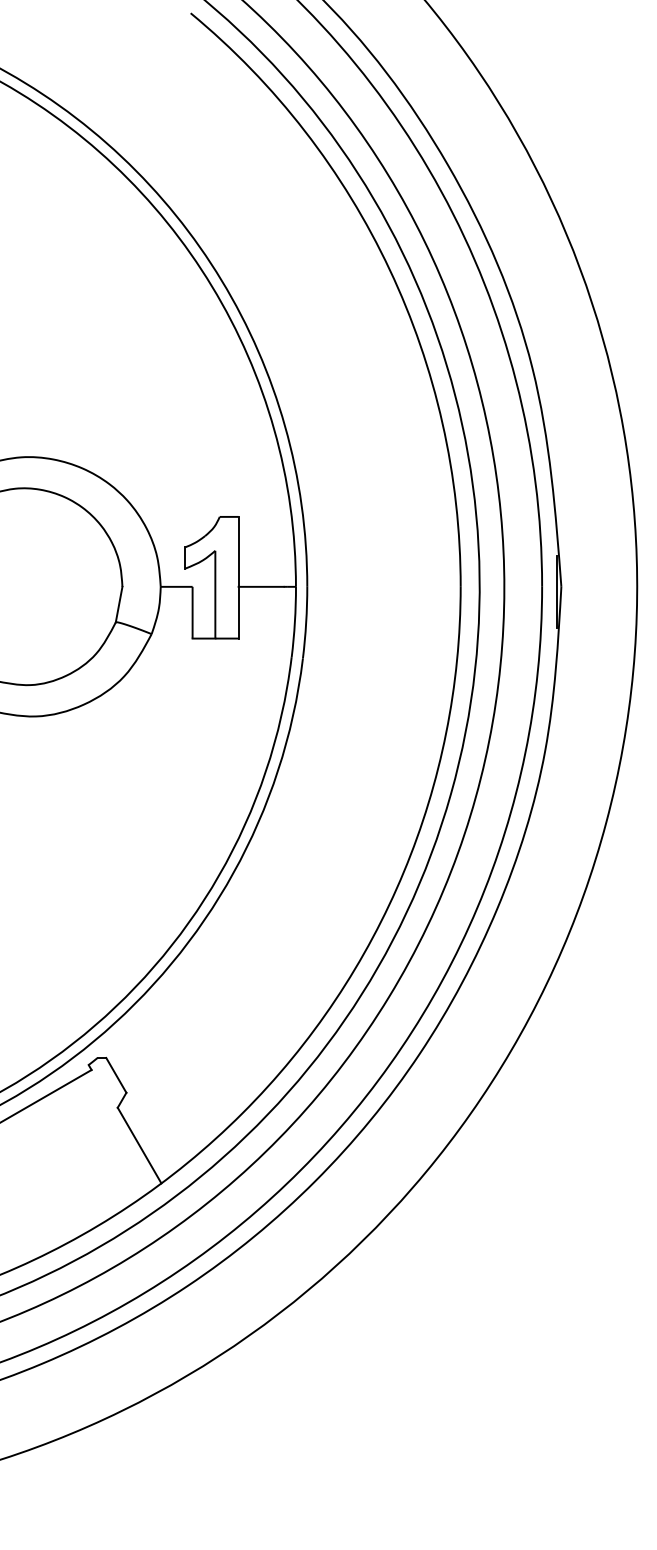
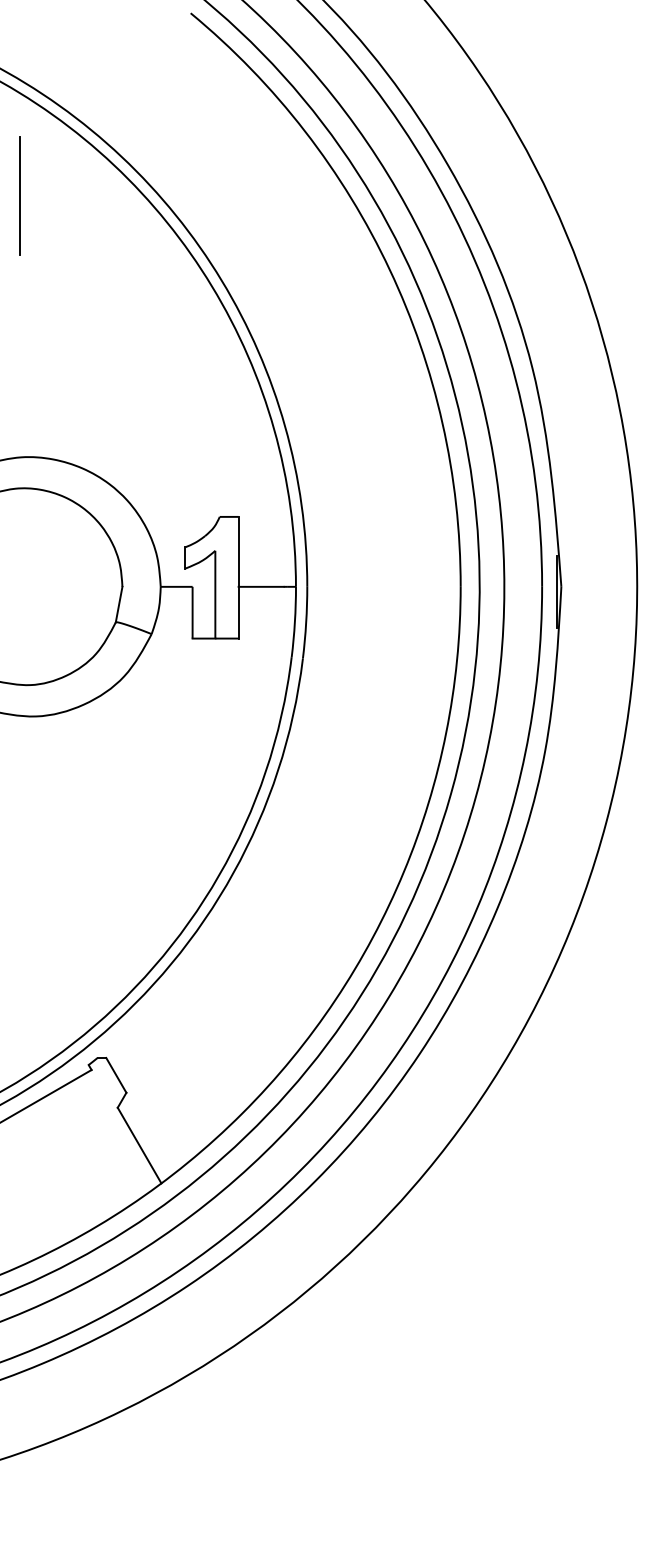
line: none -> present (19, 195)
